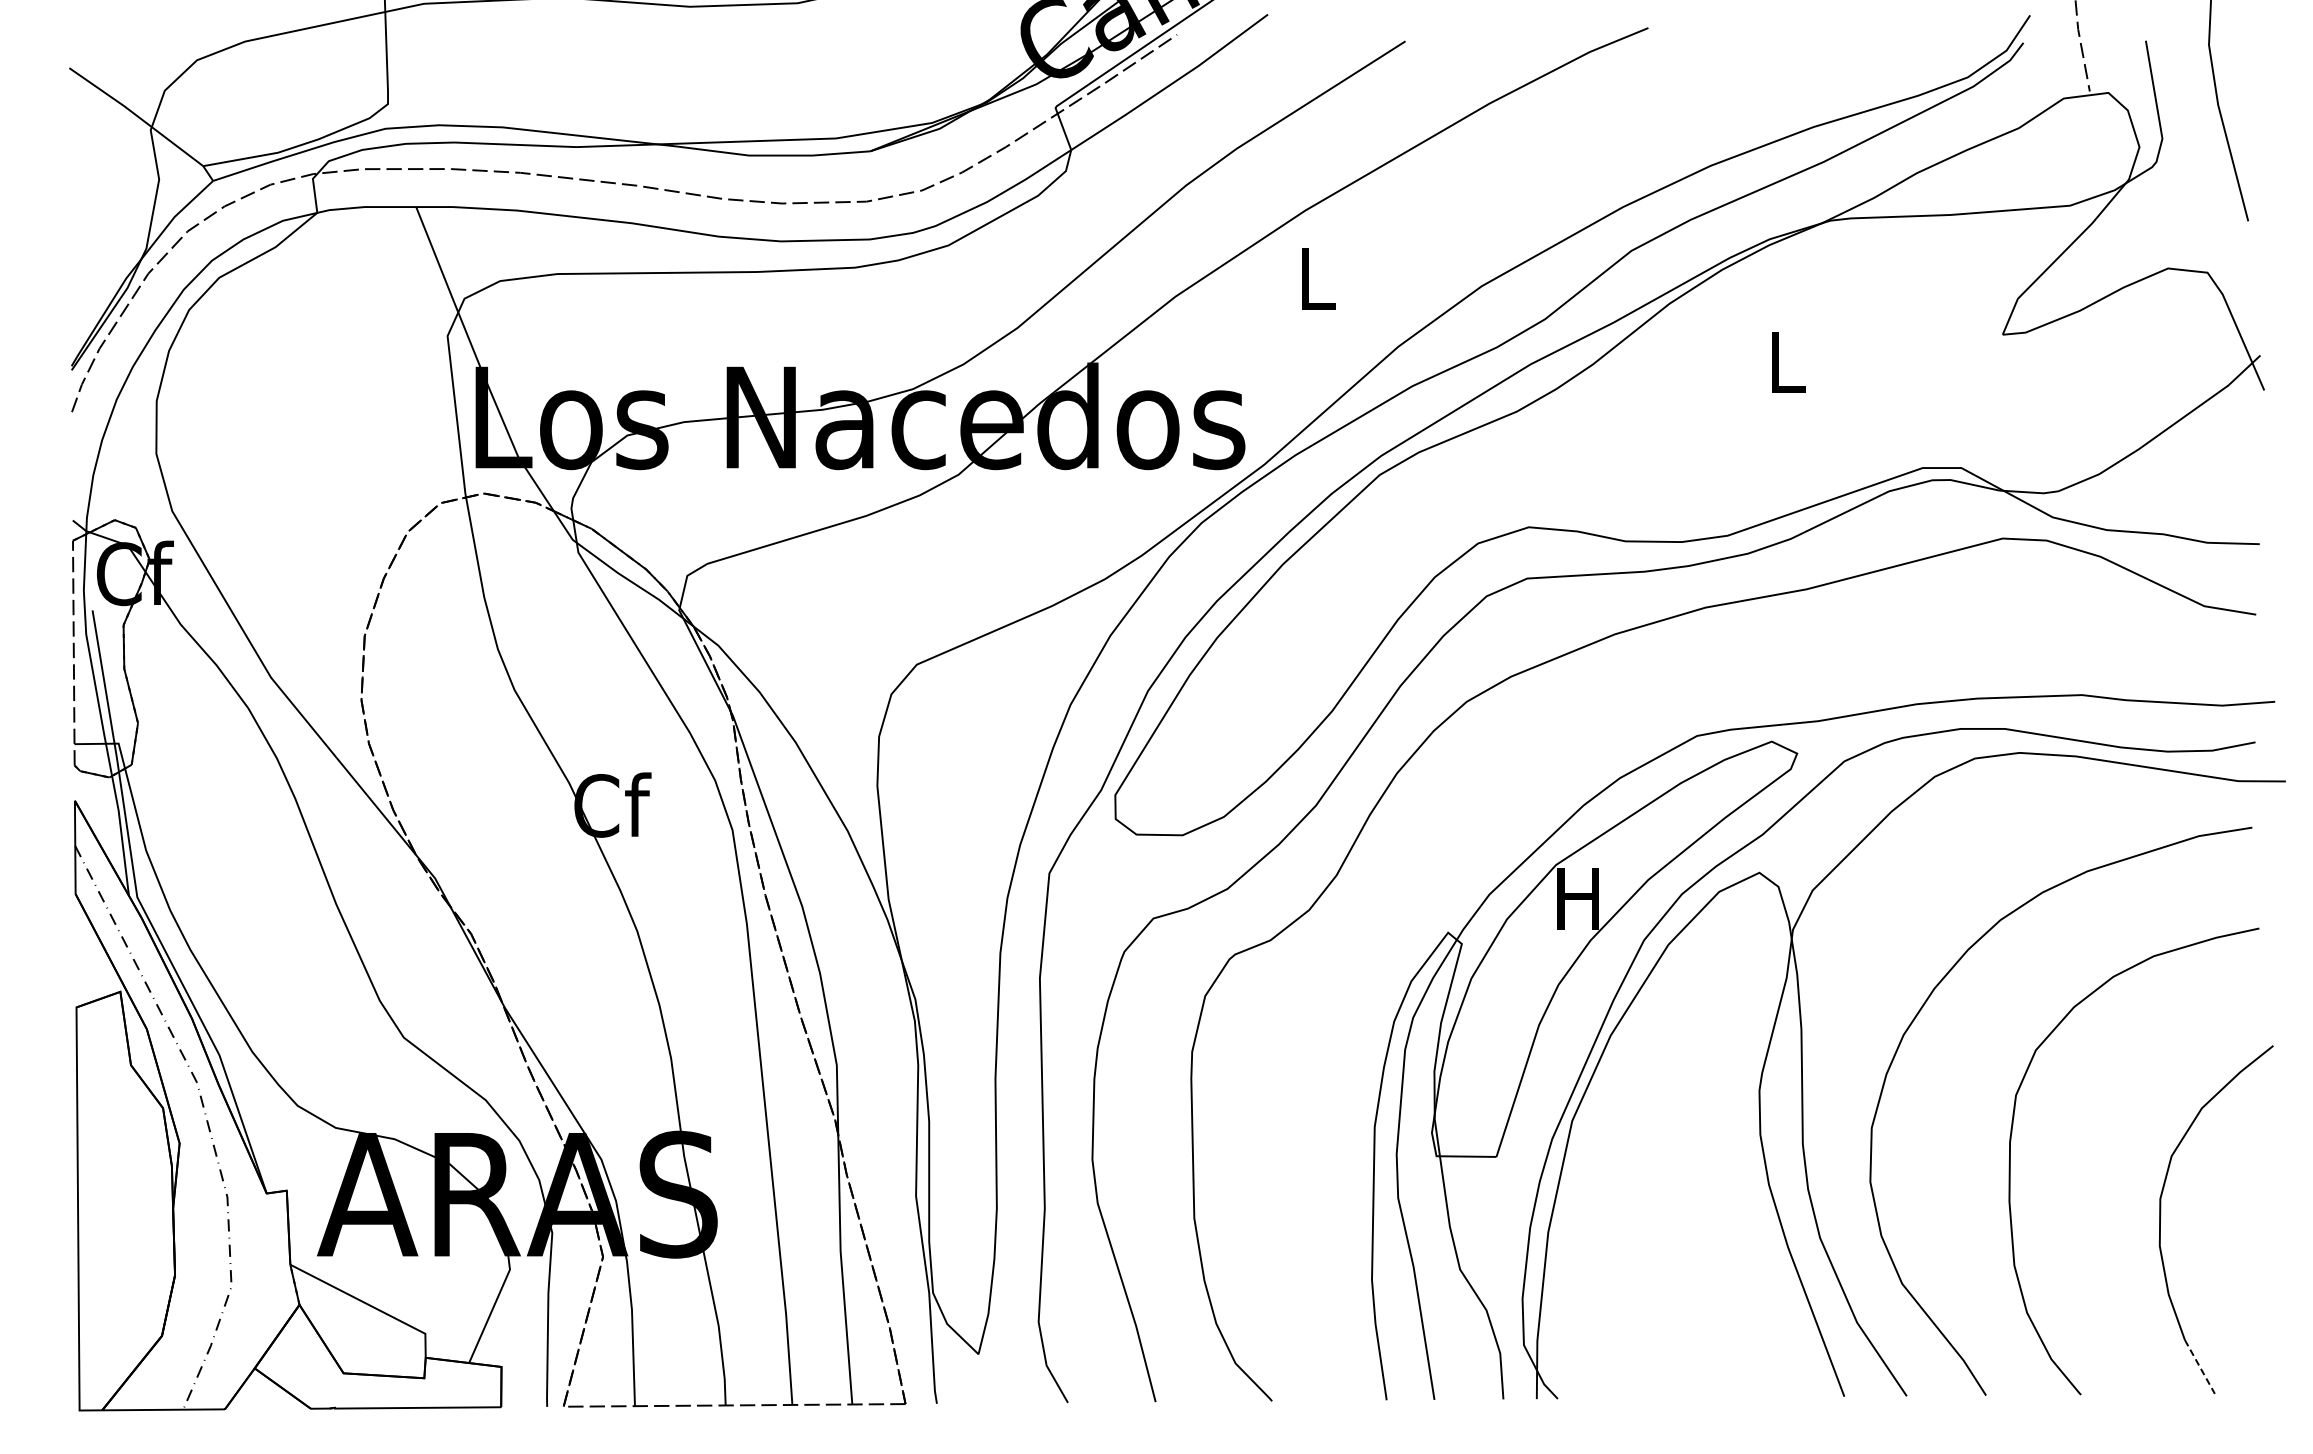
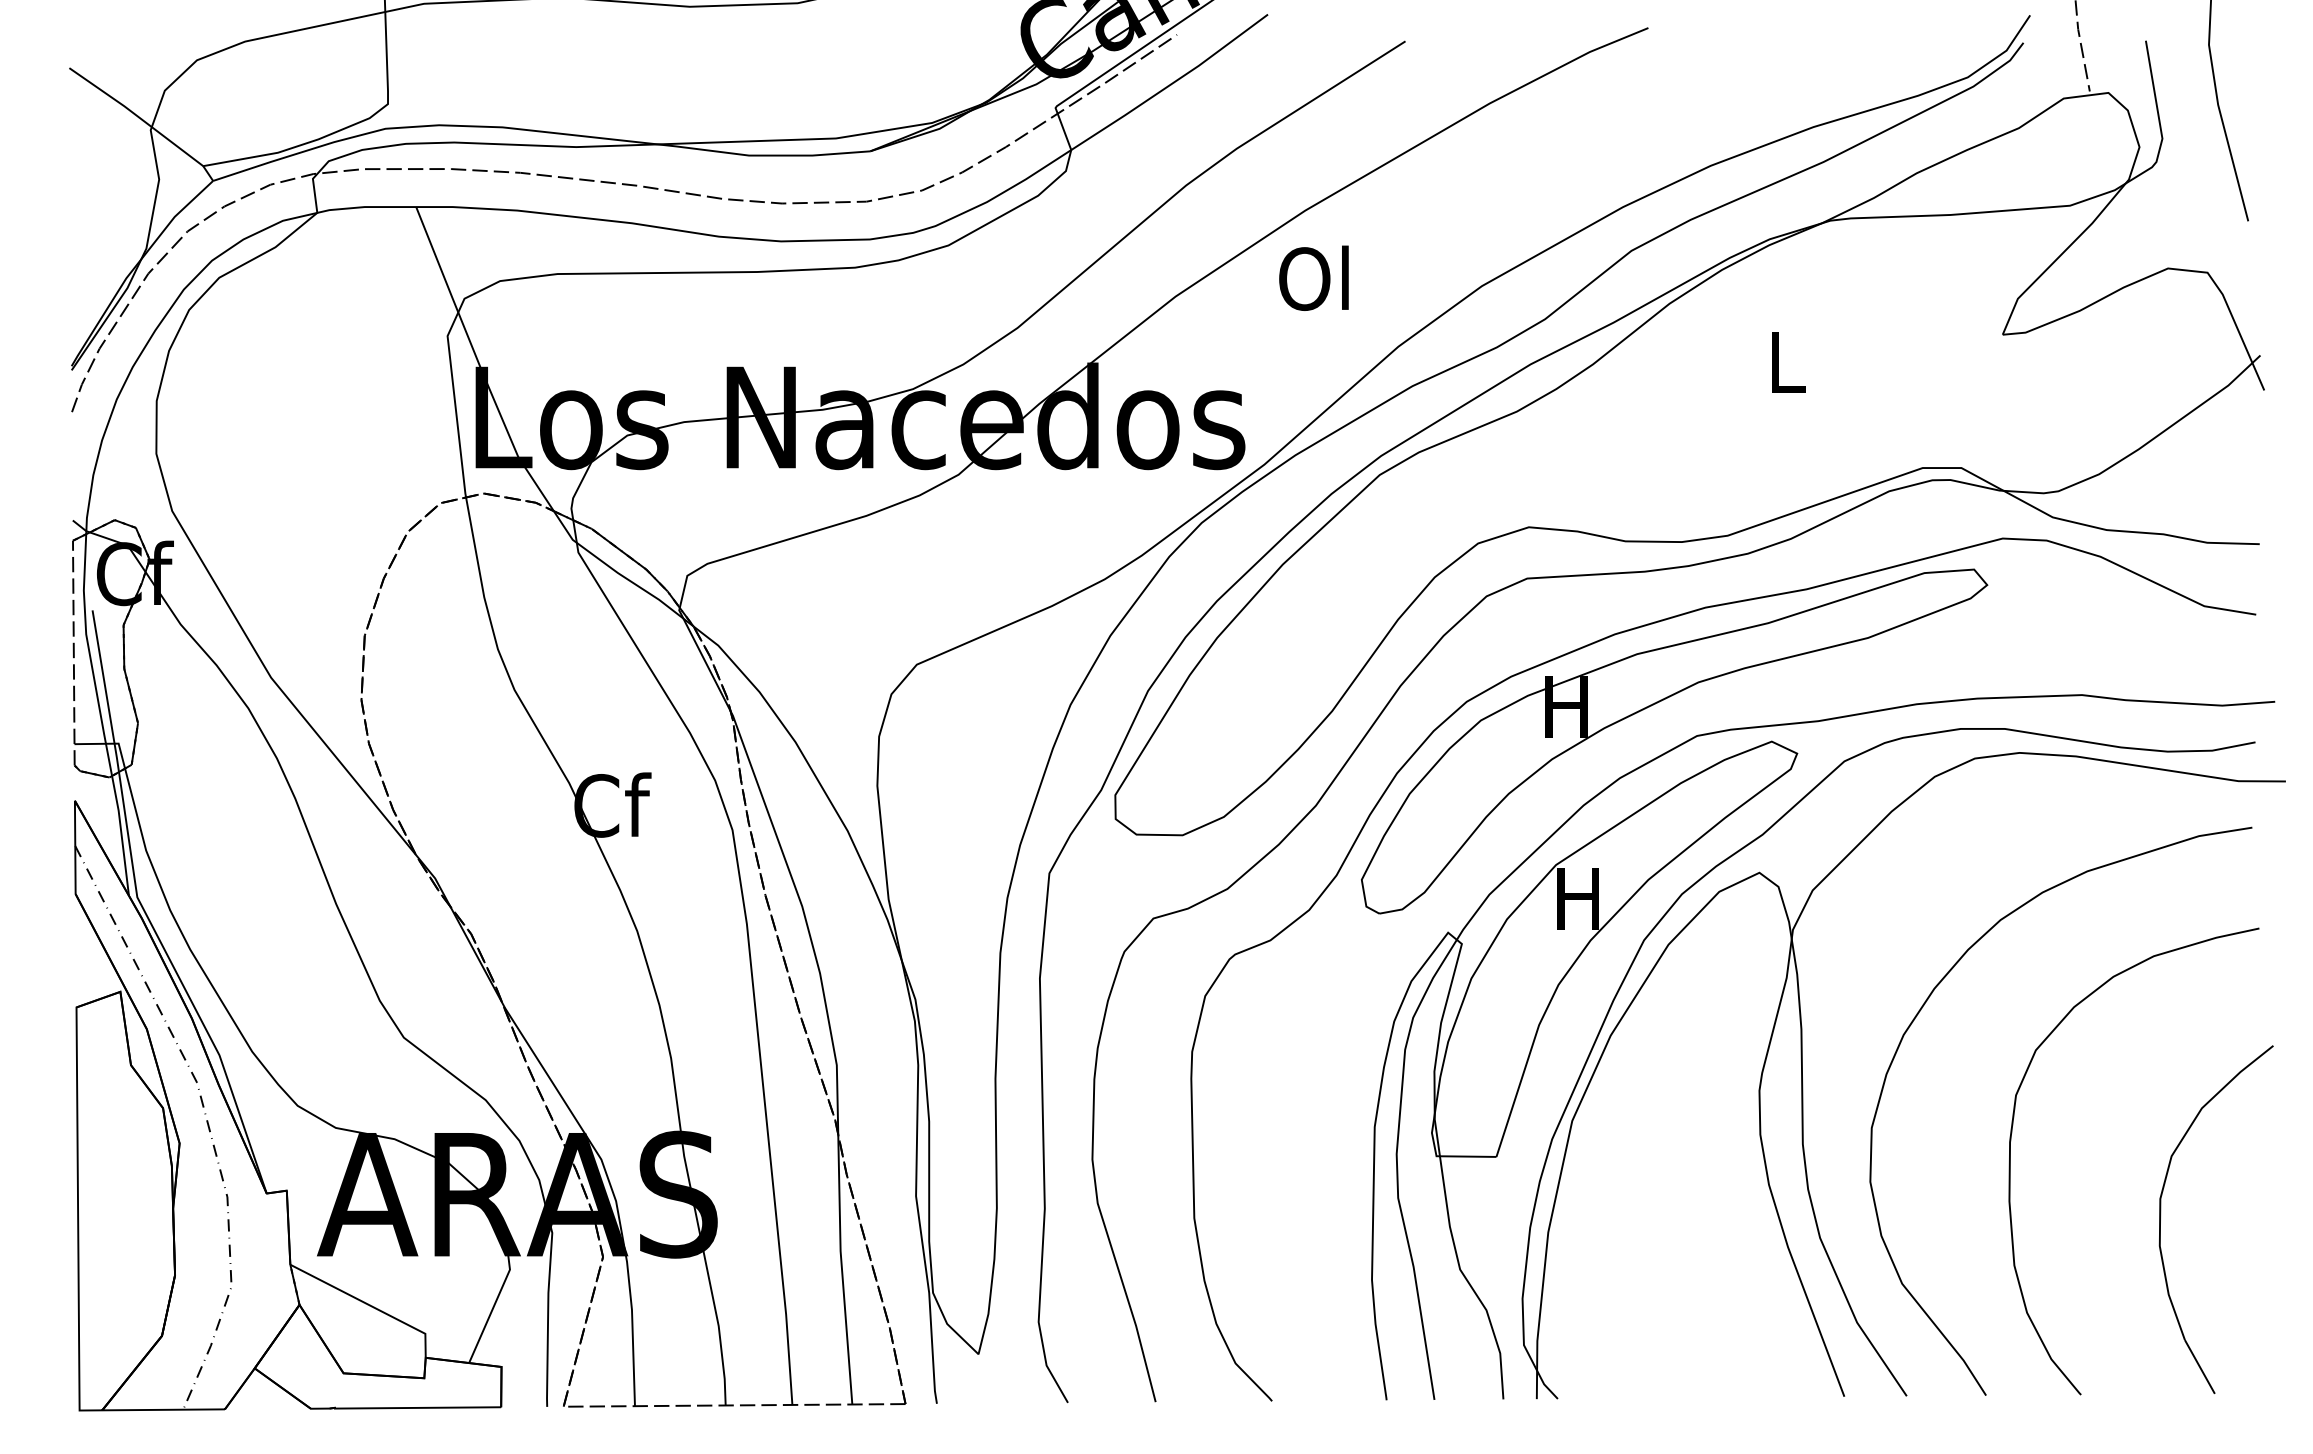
text: L -> Ol (1313, 277)
part: none -> present (1655, 704)
line: dashed -> solid (2199, 1366)
